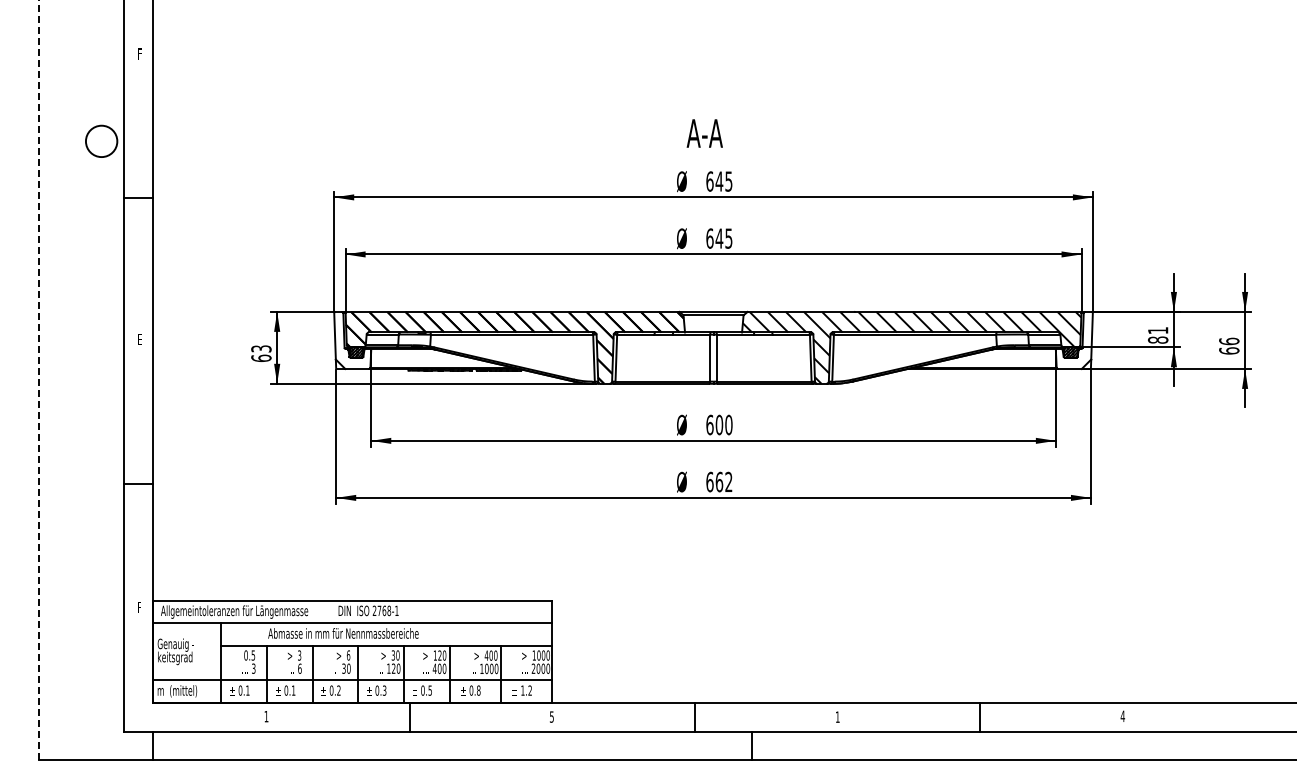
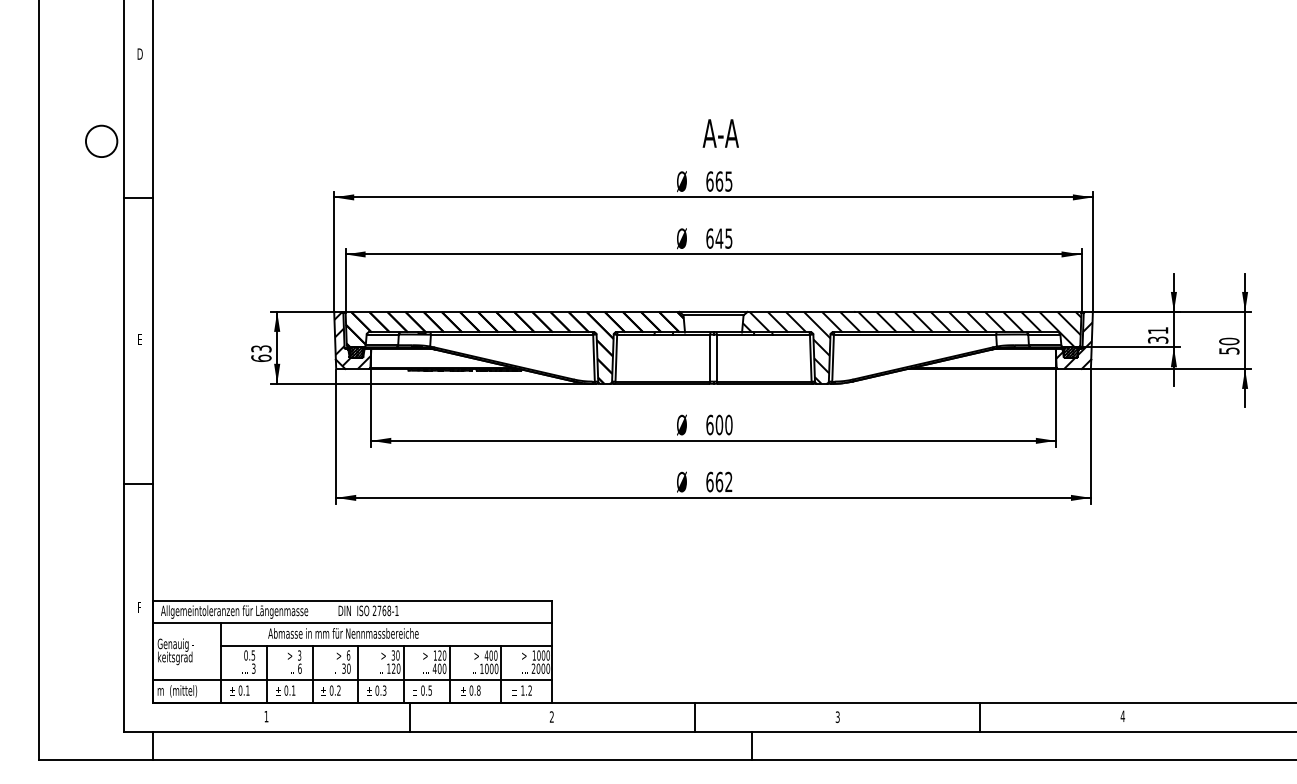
text: F -> D (139, 53)
text position: (704, 133) -> (720, 133) (720, 133)
text: 645 -> 665 (719, 181)
hatch: none -> present (352, 339)
hatch: none -> present (1074, 339)
text: 81 -> 31 (1158, 339)
text: 66 -> 50 (1229, 345)
line: dashed -> solid (38, 380)
text: 5 -> 2 (551, 716)
text: 1 -> 3 (837, 717)
